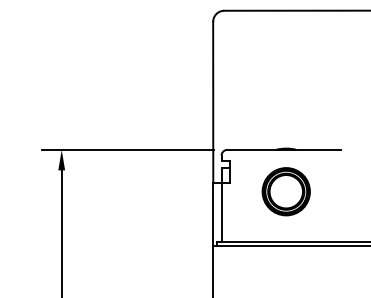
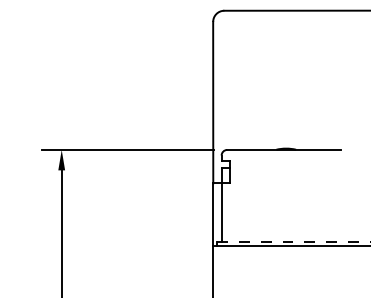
part: present -> none (285, 191)
line: solid -> dashed (294, 241)
